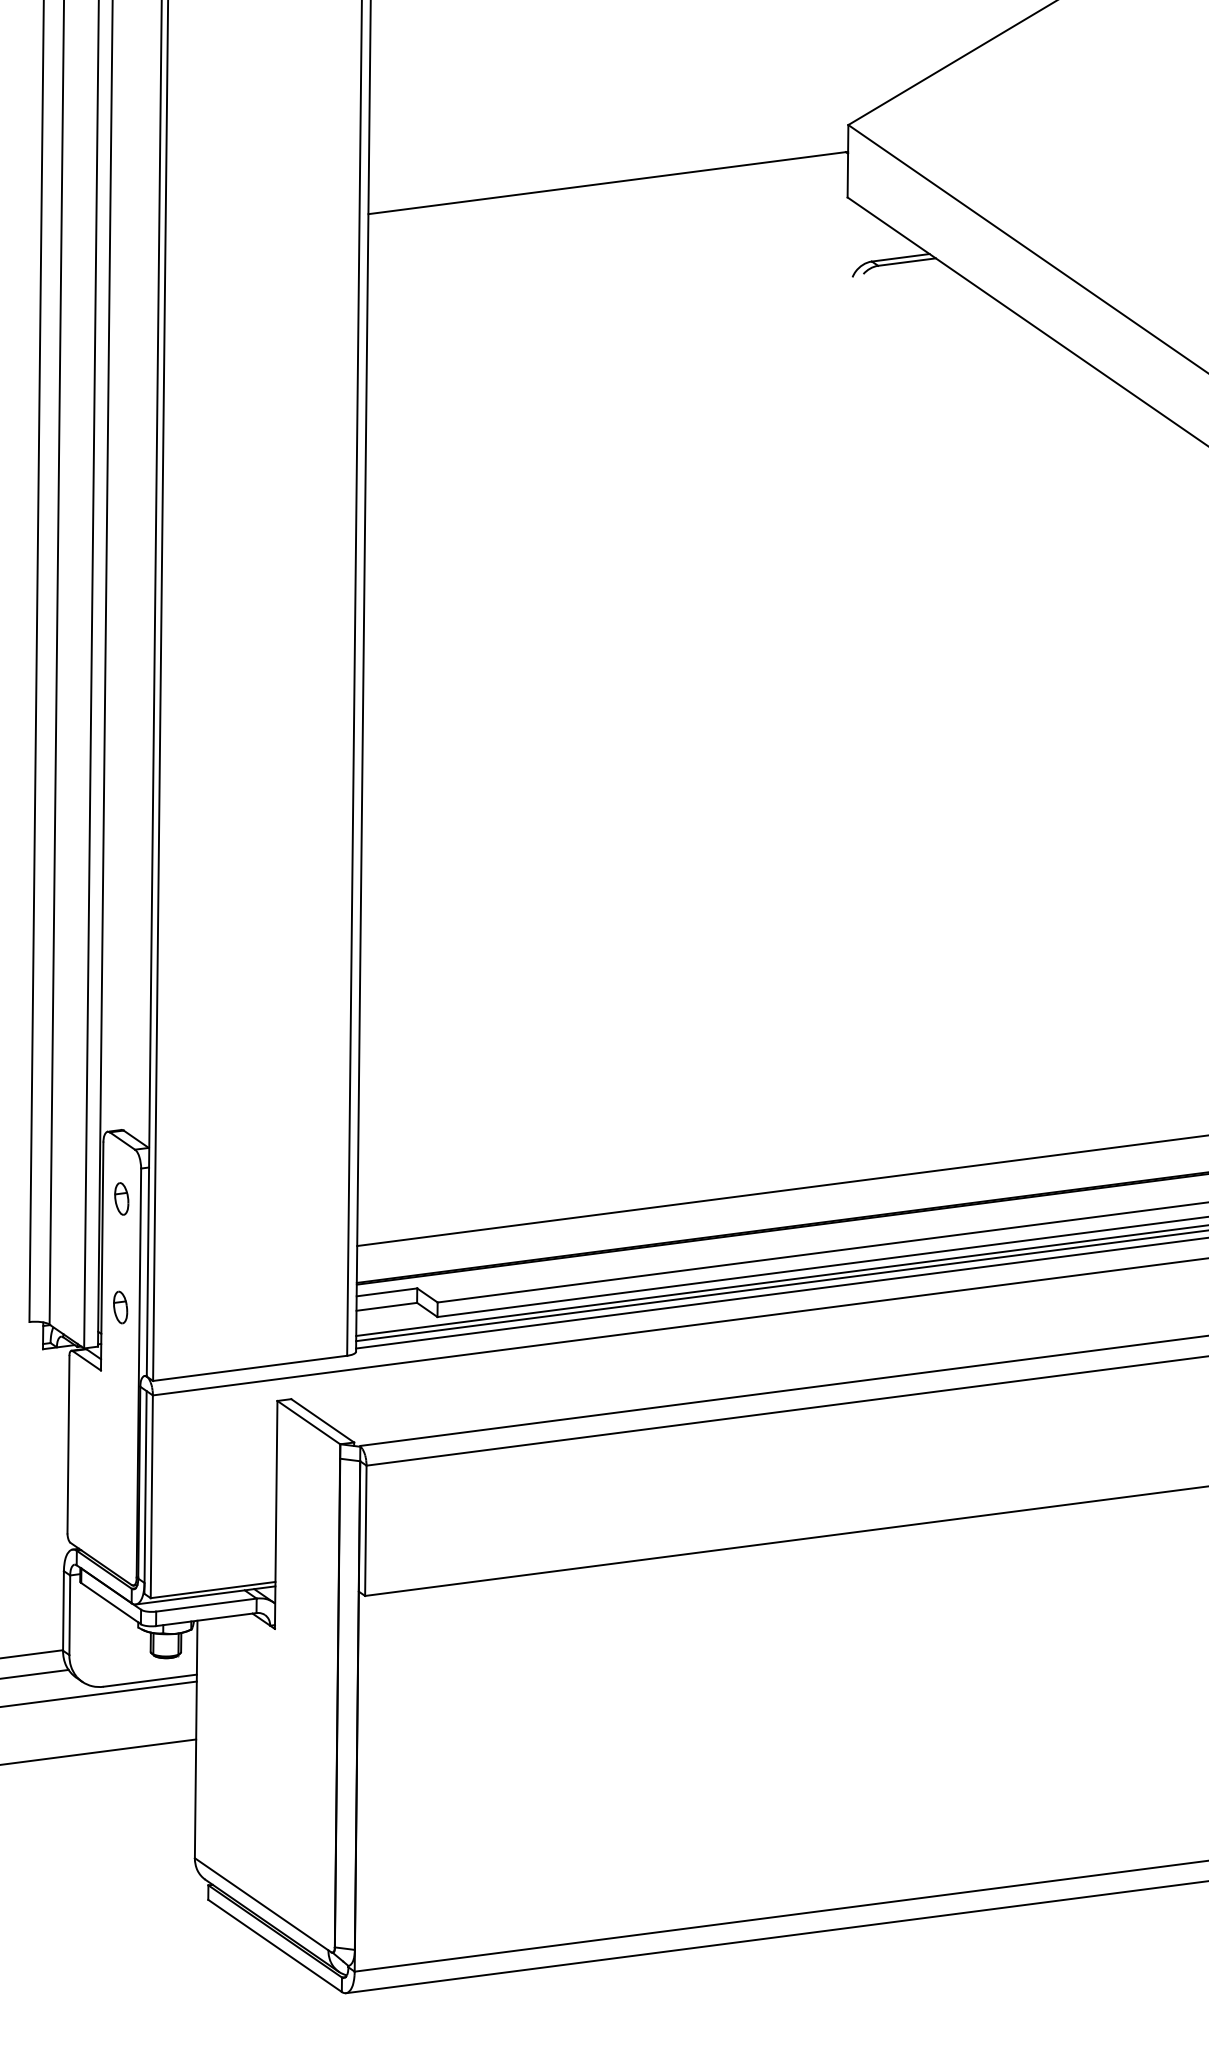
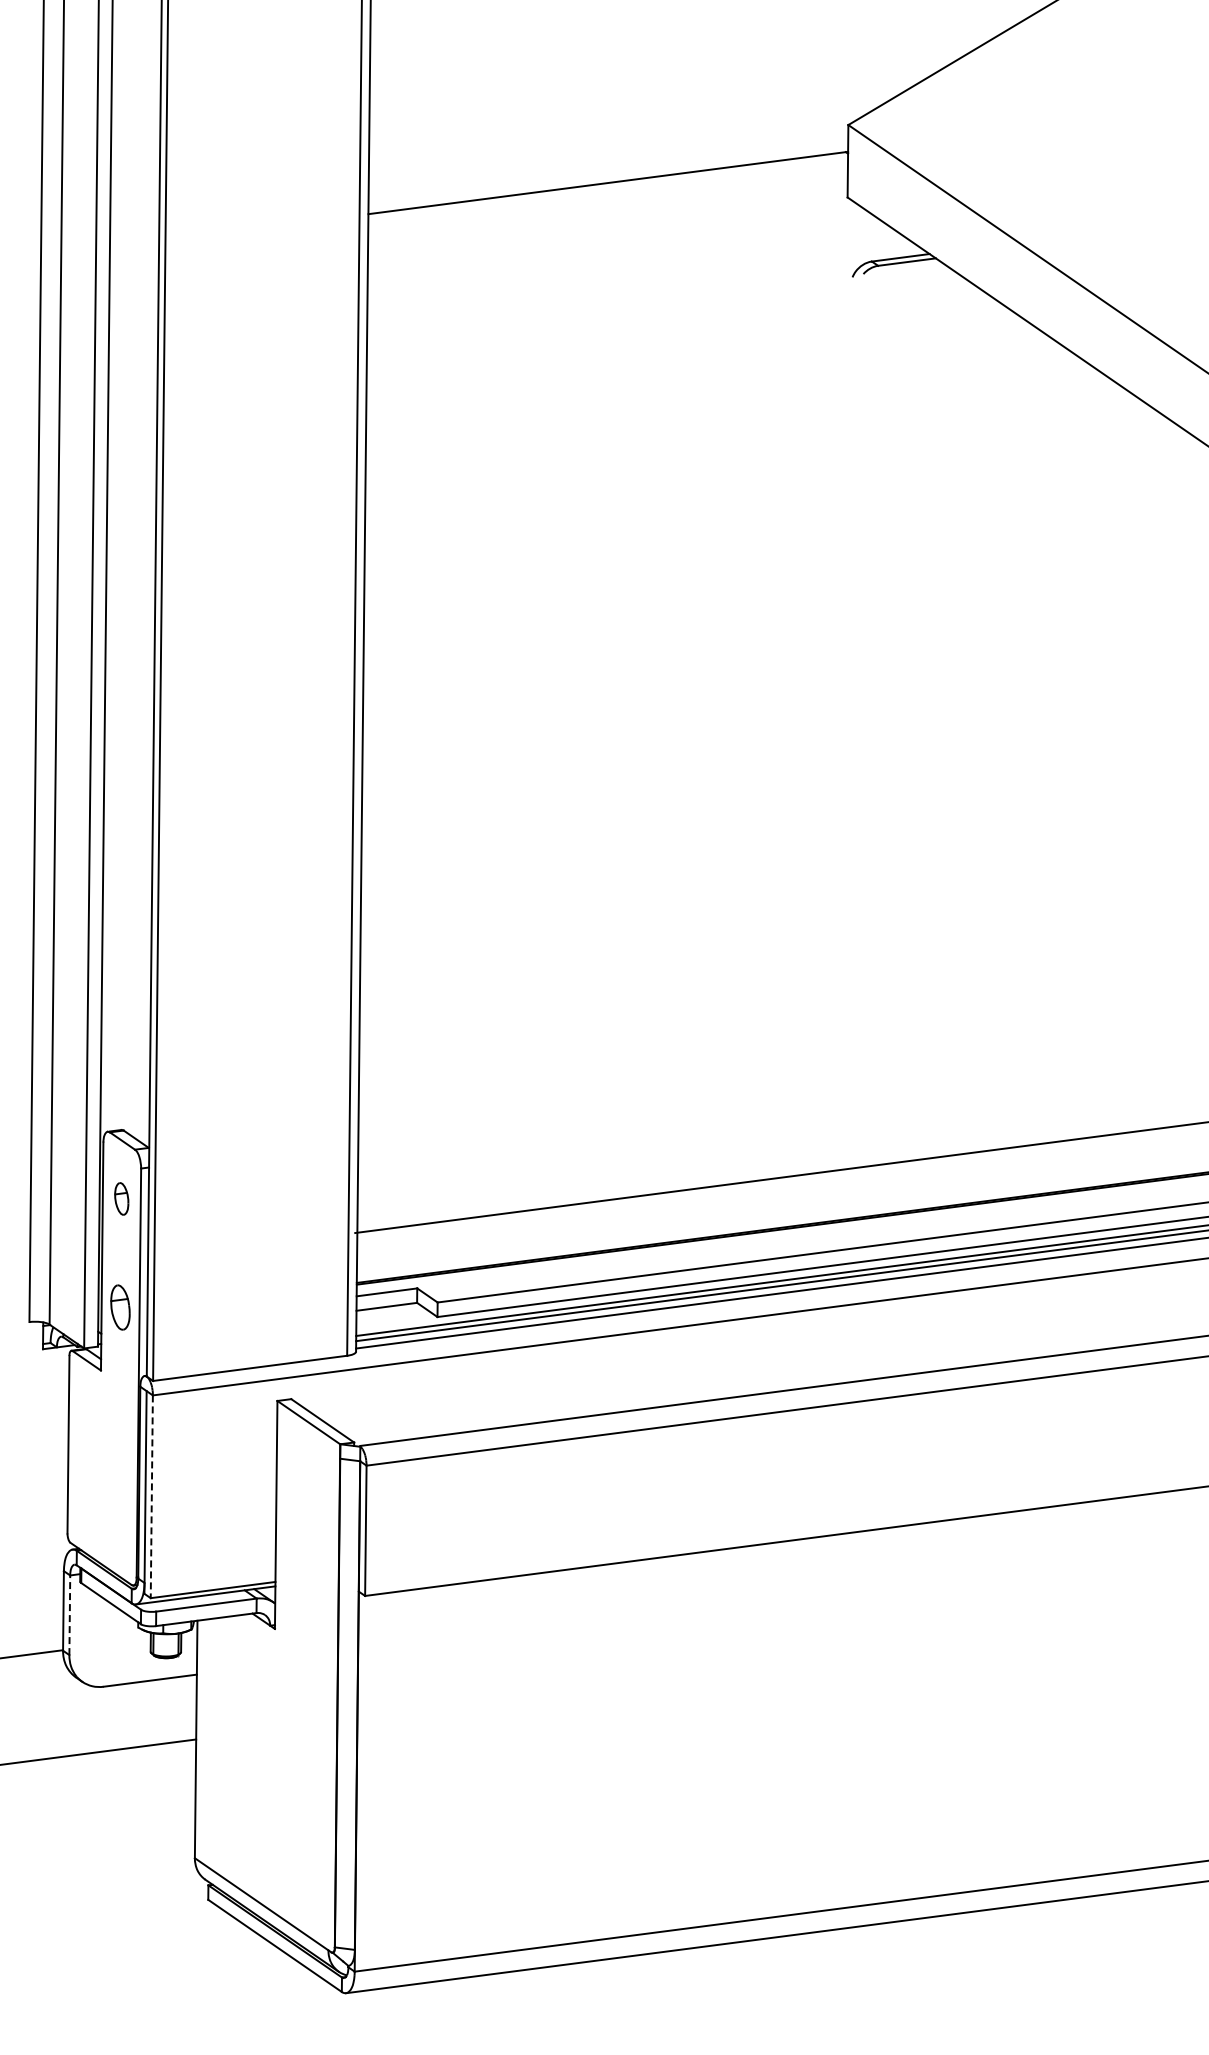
line position: (781, 1190) -> (780, 1177) (780, 1177)
part size: 16x35 px -> 21x47 px (120, 1307)
line: solid -> dashed (151, 1497)
line: solid -> dashed (69, 1615)
line: present -> none (35, 1673)
line: present -> none (99, 1693)
